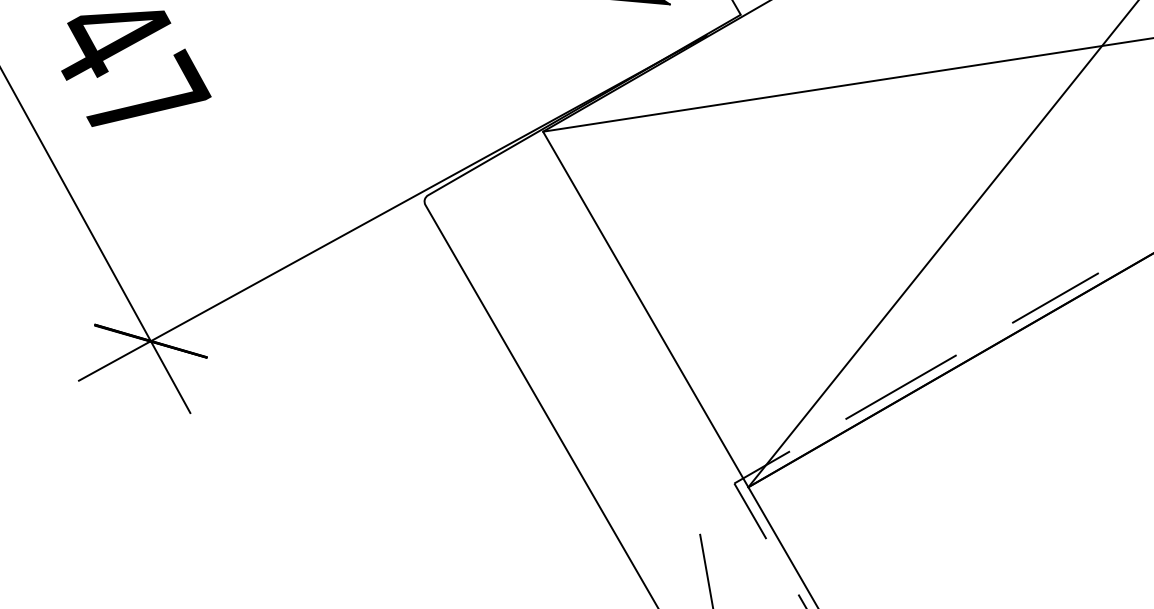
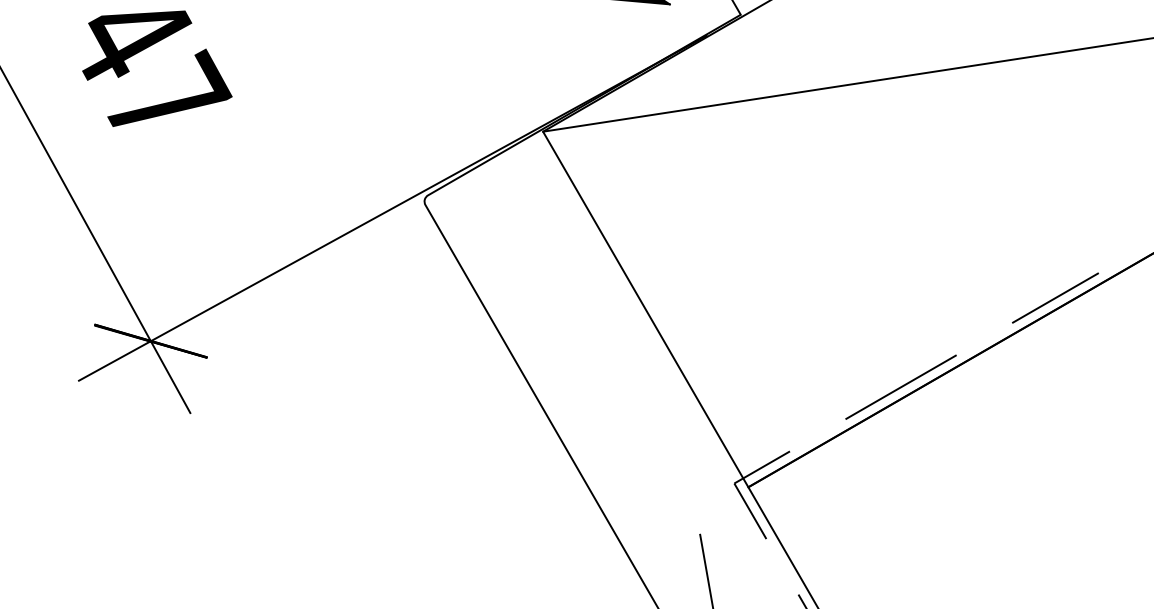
text position: (136, 68) -> (157, 68) (157, 68)
line: present -> none (942, 244)
